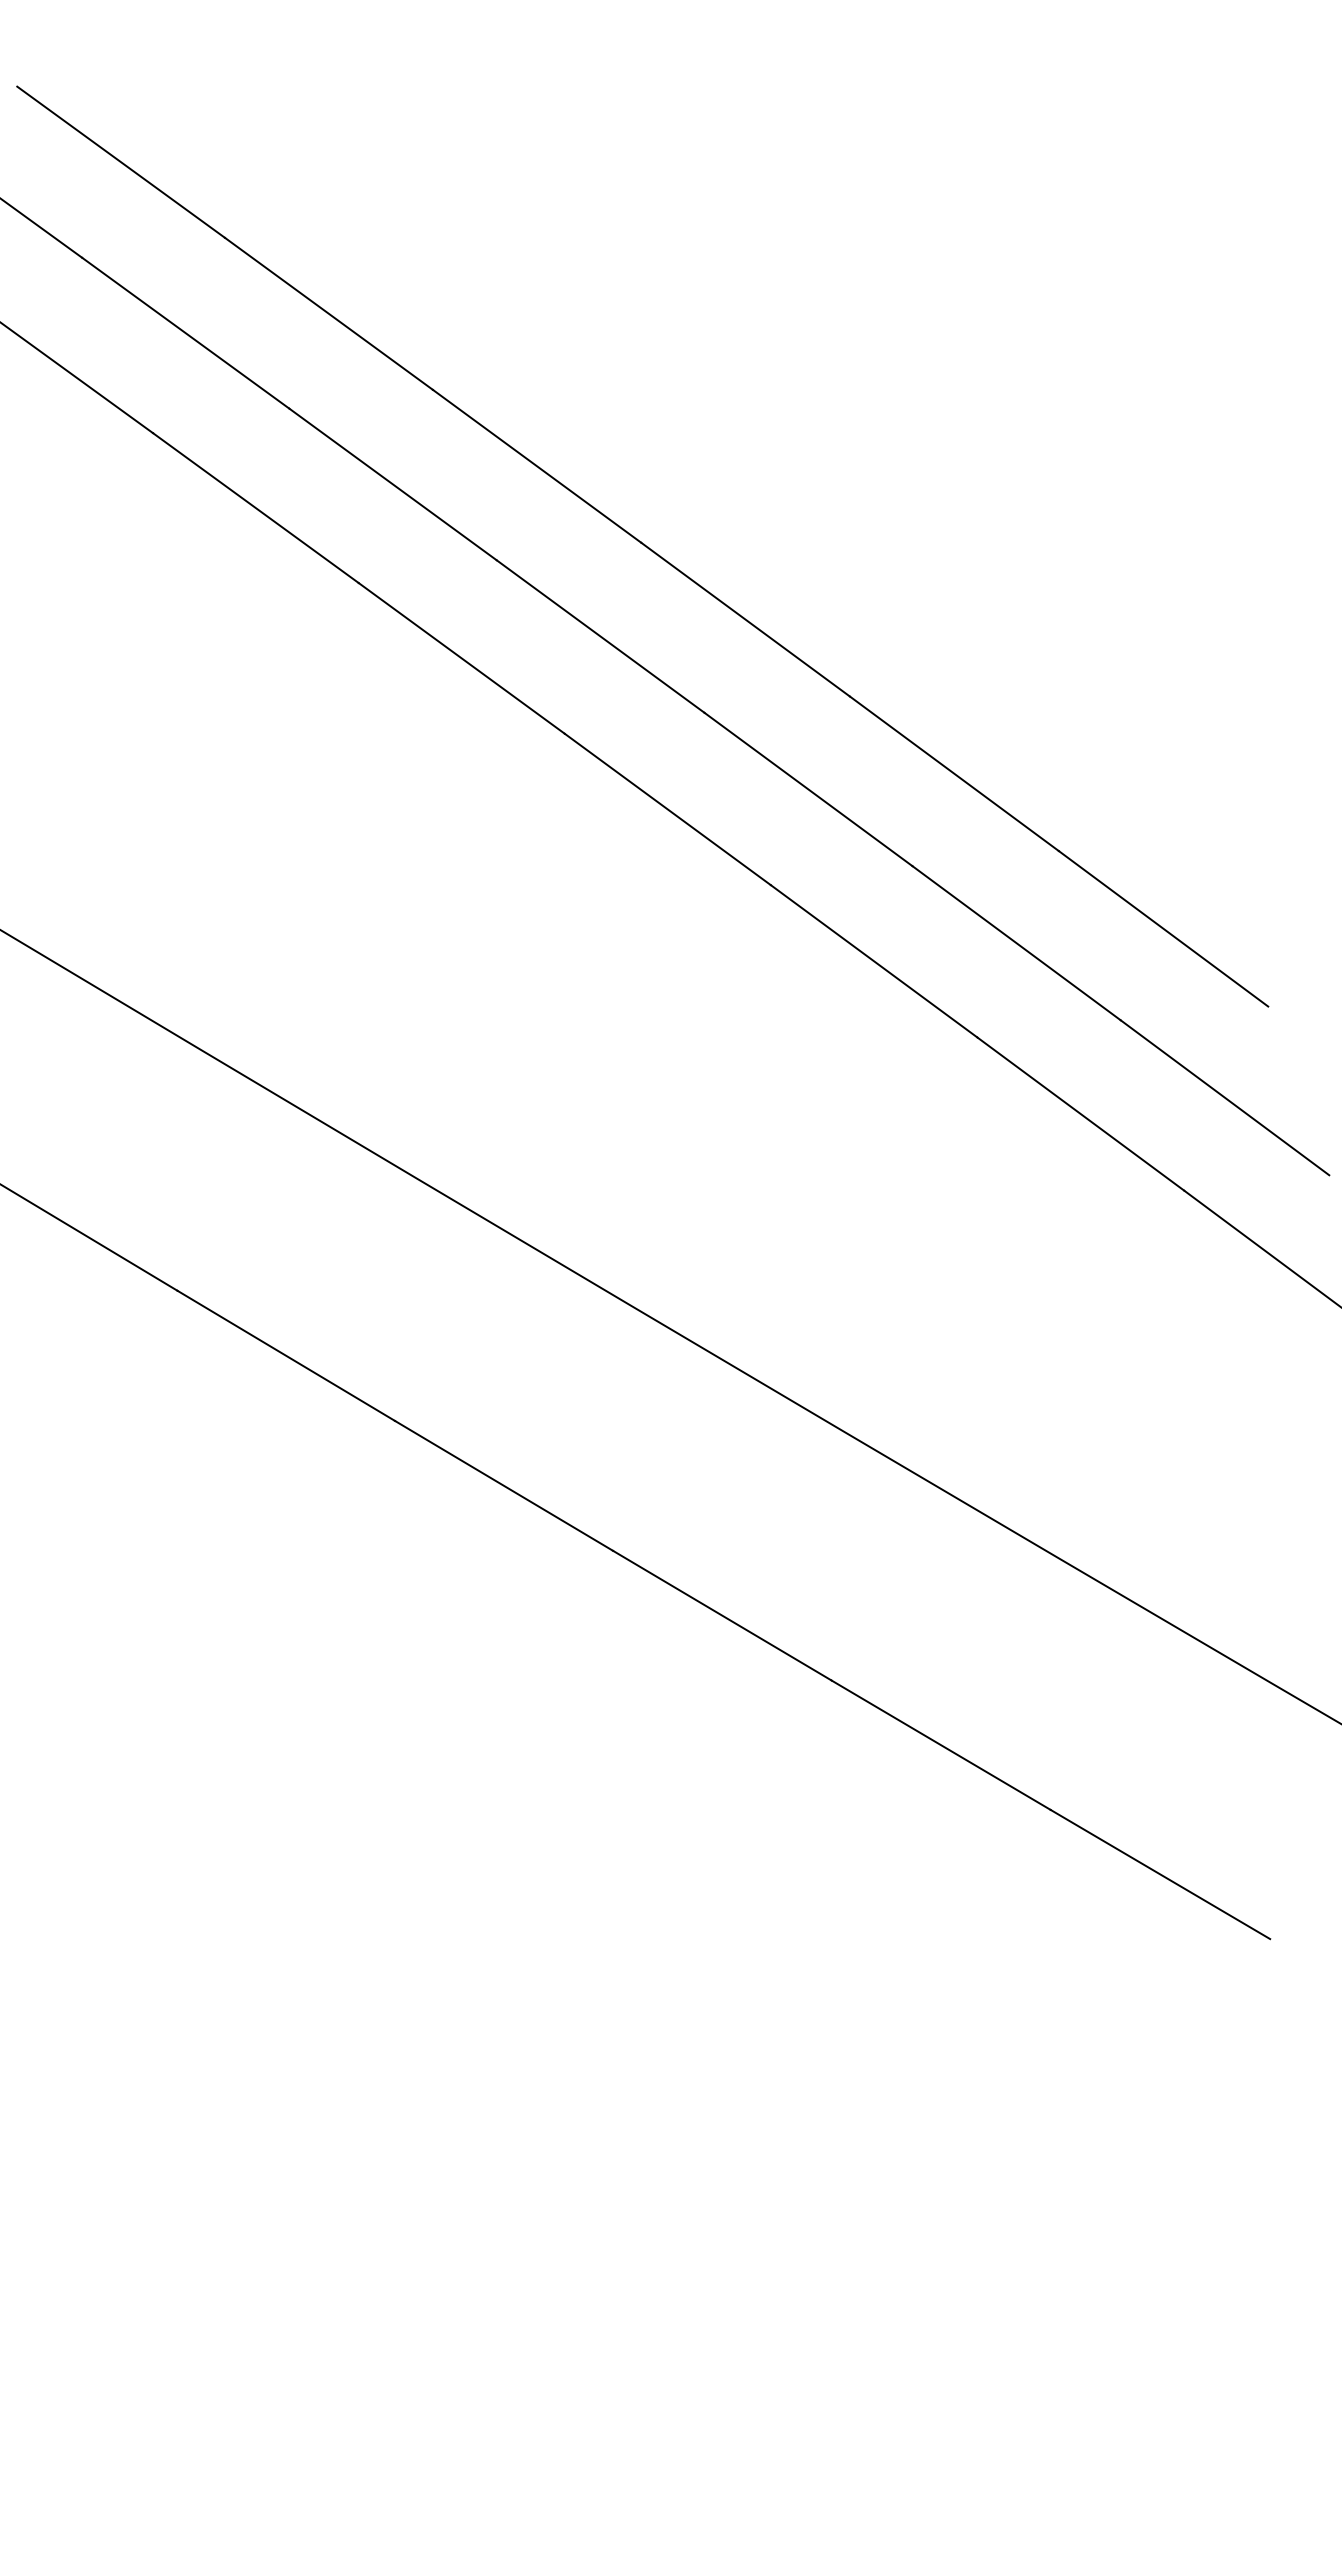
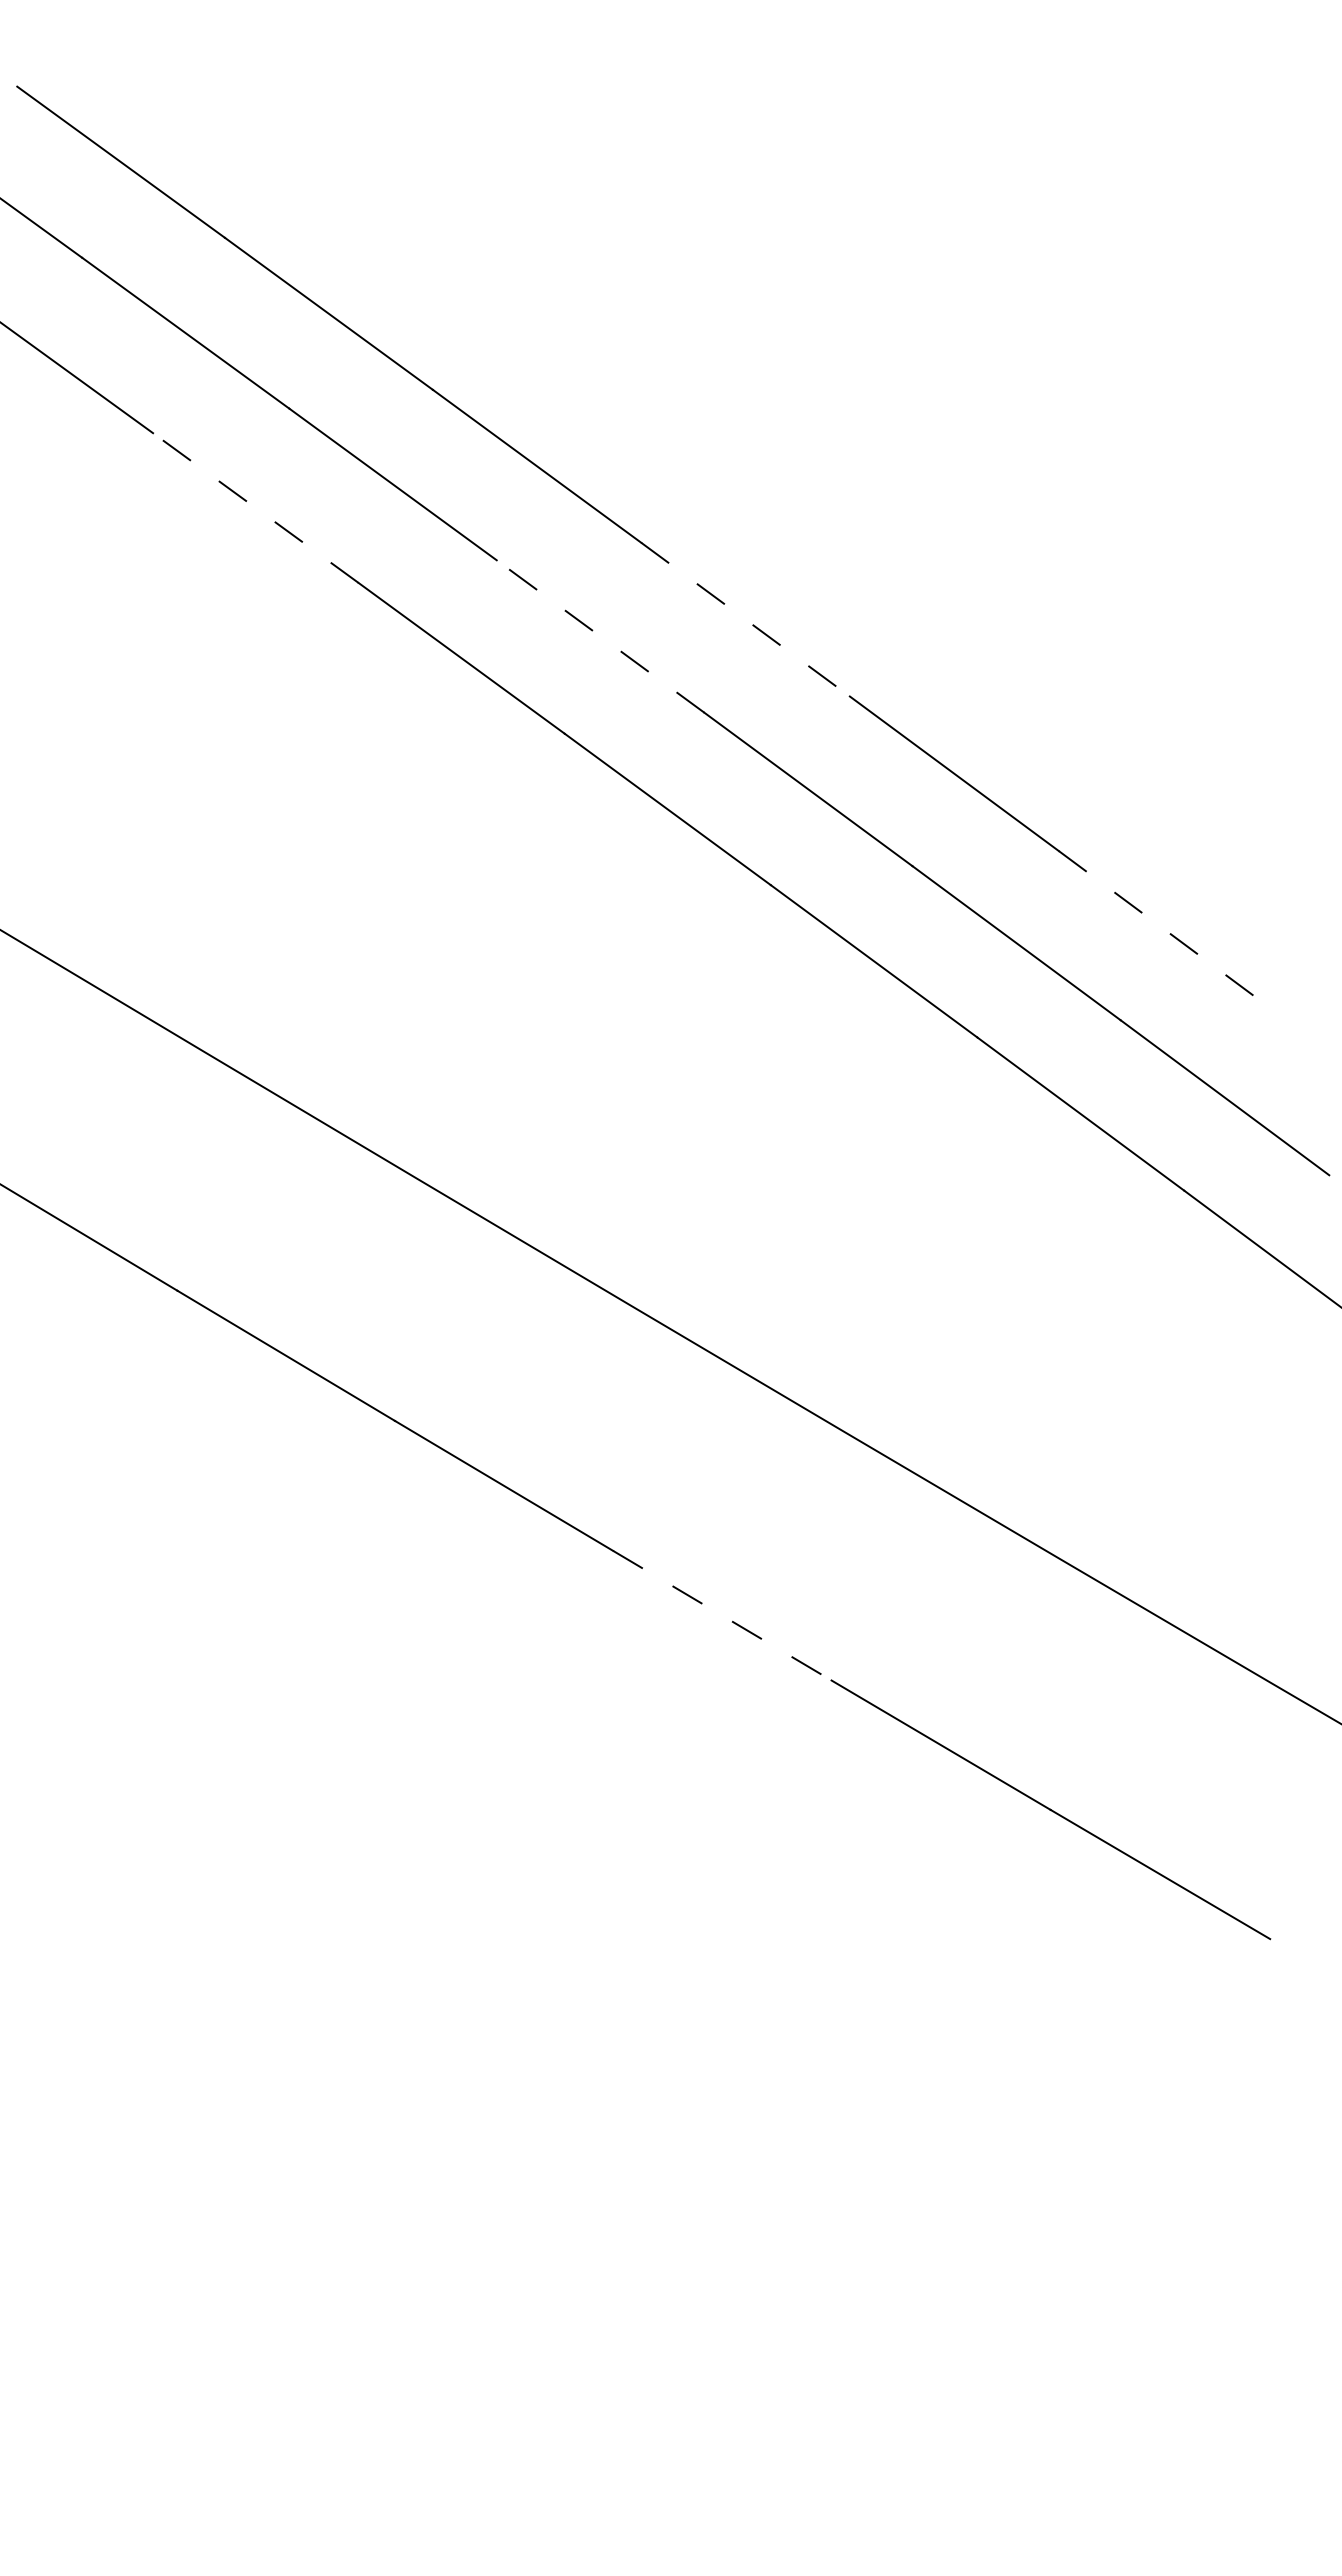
line: solid -> dashed (255, 507)
line: solid -> dashed (745, 619)
line: solid -> dashed (600, 636)
line: solid -> dashed (1163, 929)
line: solid -> dashed (722, 1615)
